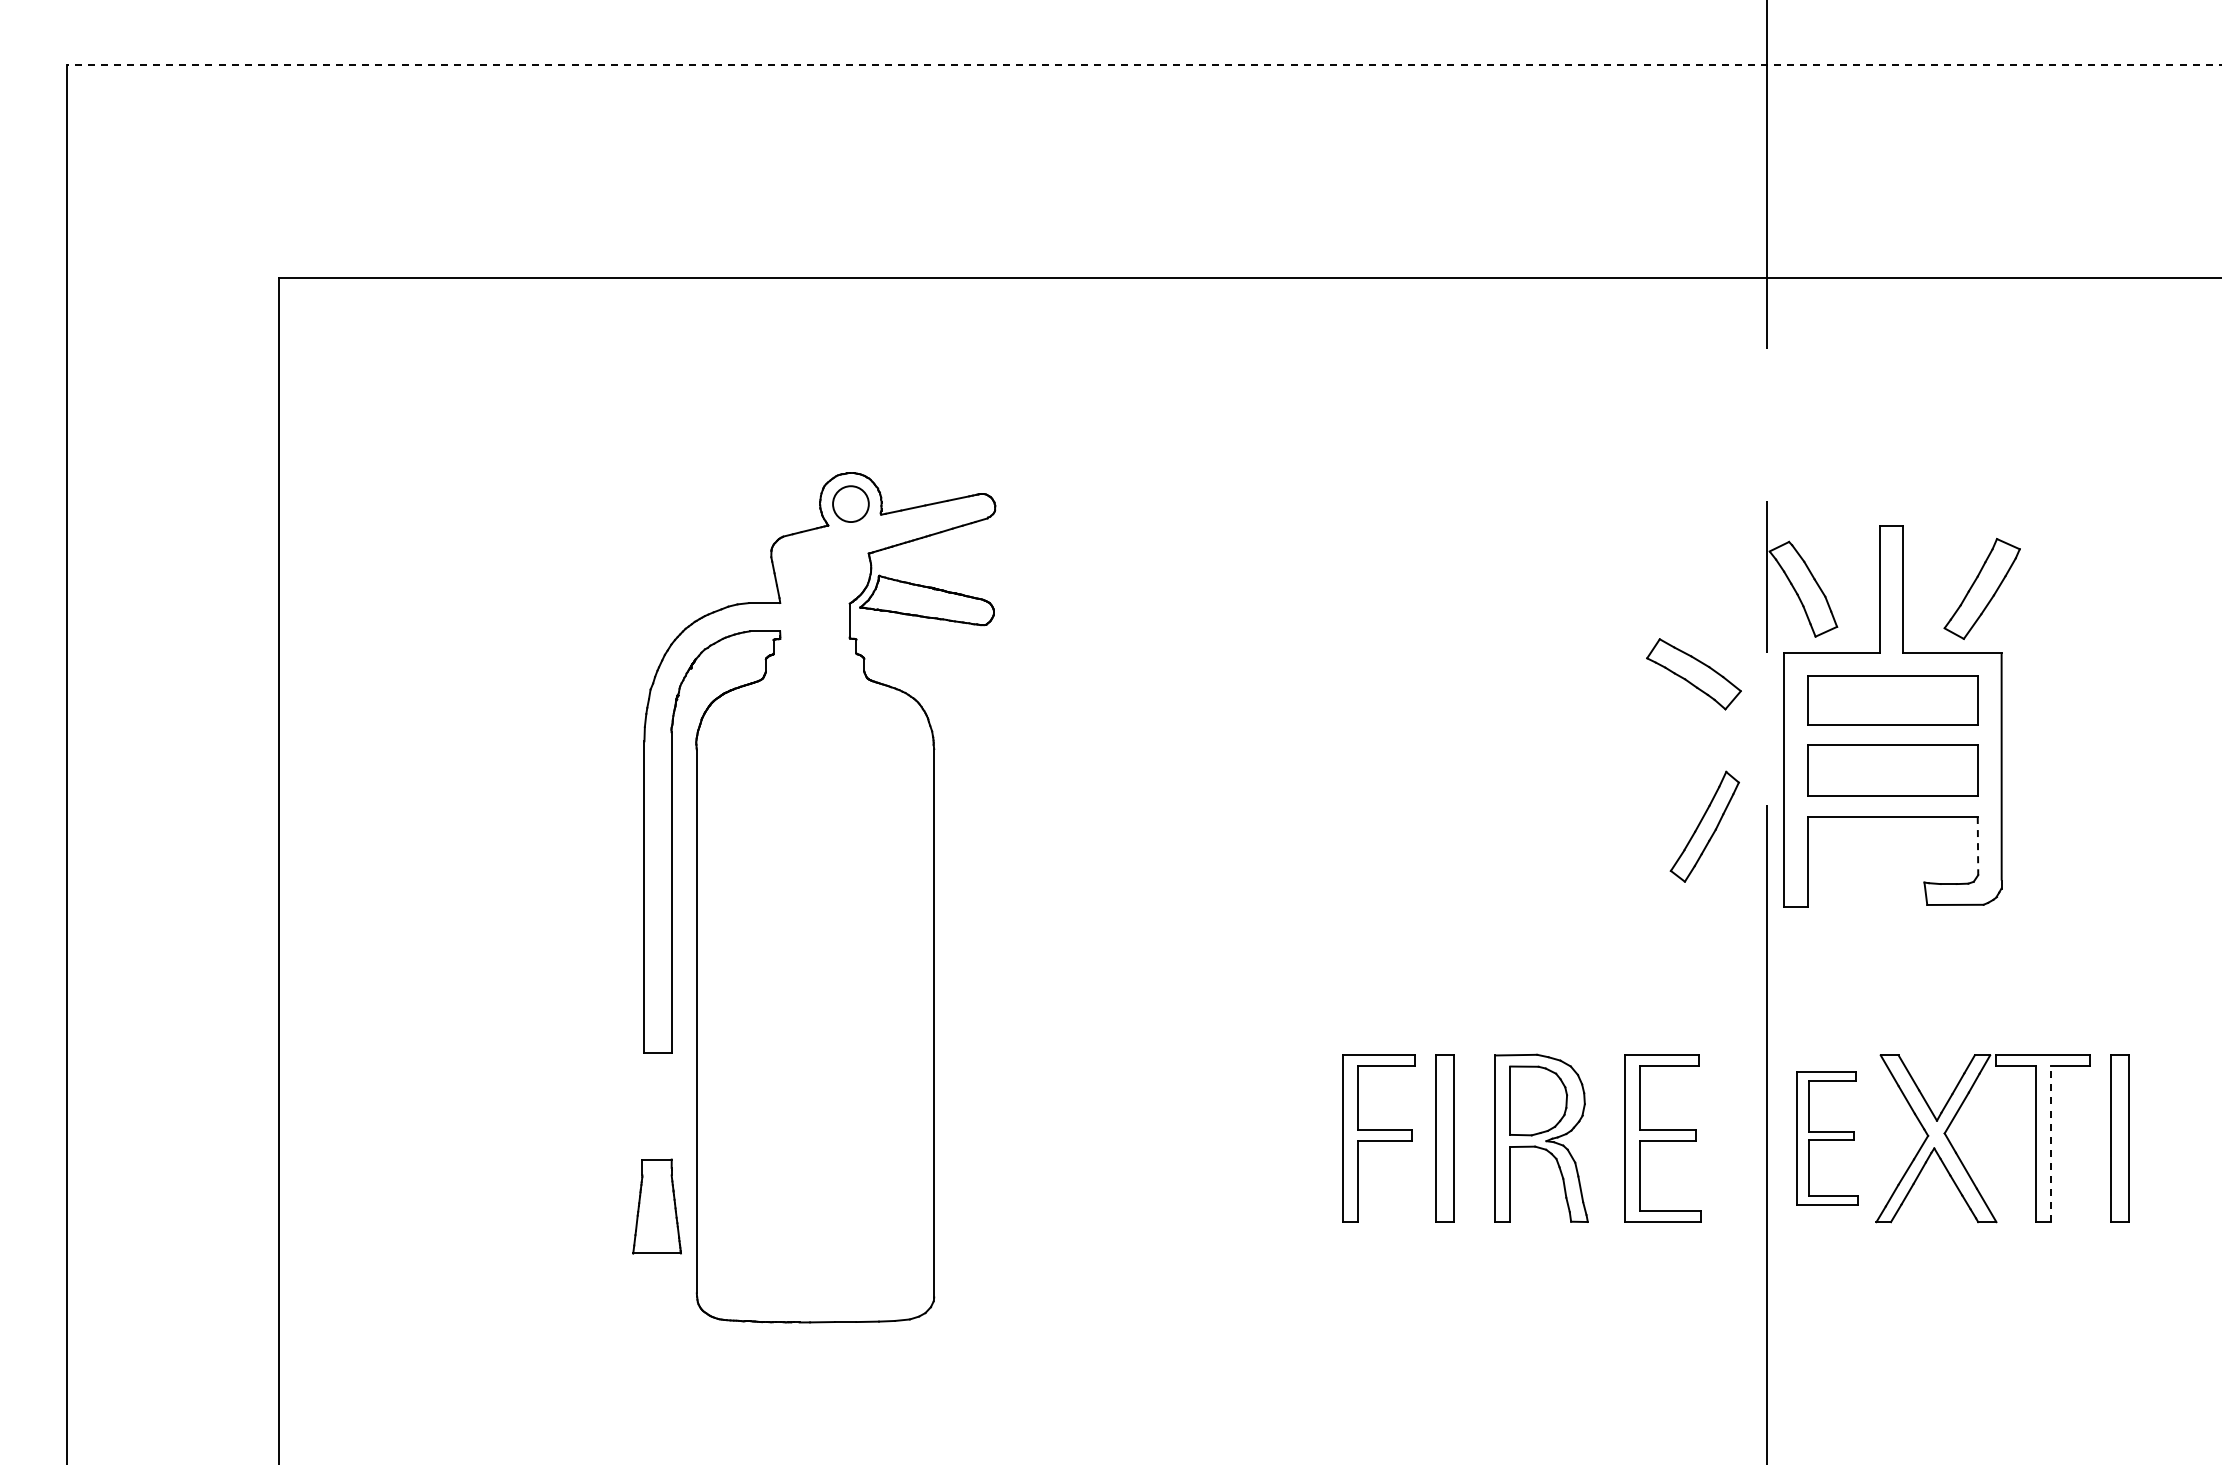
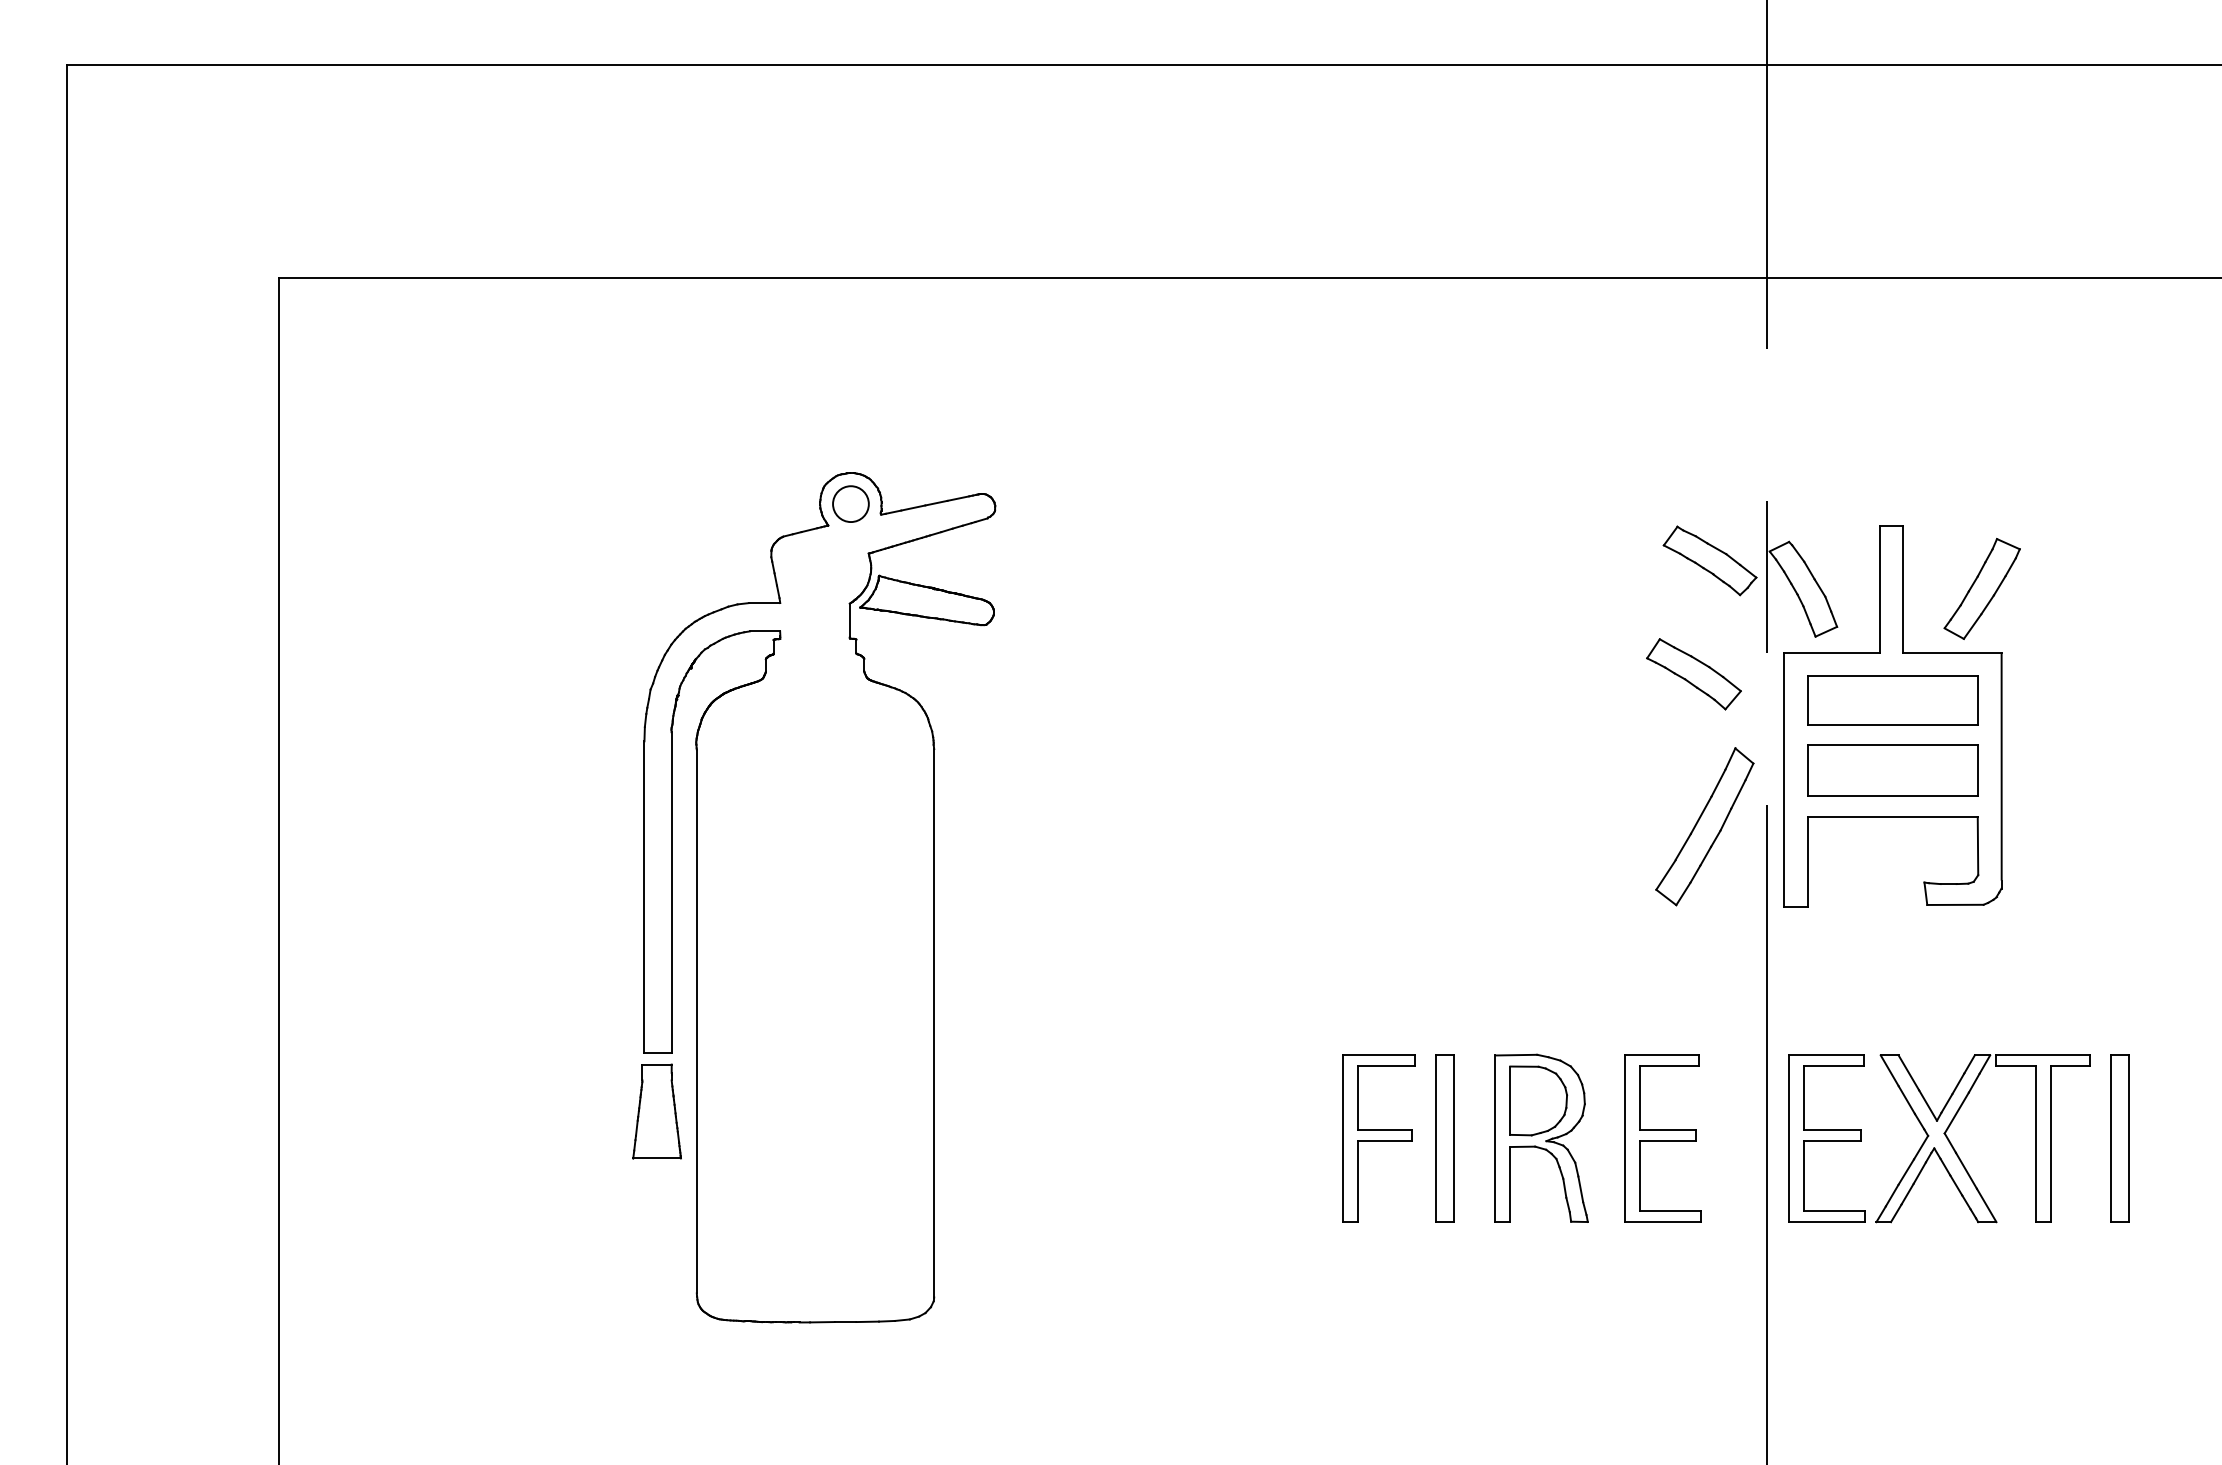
line: dashed -> solid (1143, 65)
part: none -> present (1709, 560)
part size: 71x113 px -> 100x160 px (1704, 826)
line: dashed -> solid (1977, 846)
part size: 63x135 px -> 78x169 px (1826, 1138)
line: dashed -> solid (2051, 1144)
part position: (656, 1206) -> (656, 1111) (656, 1111)
